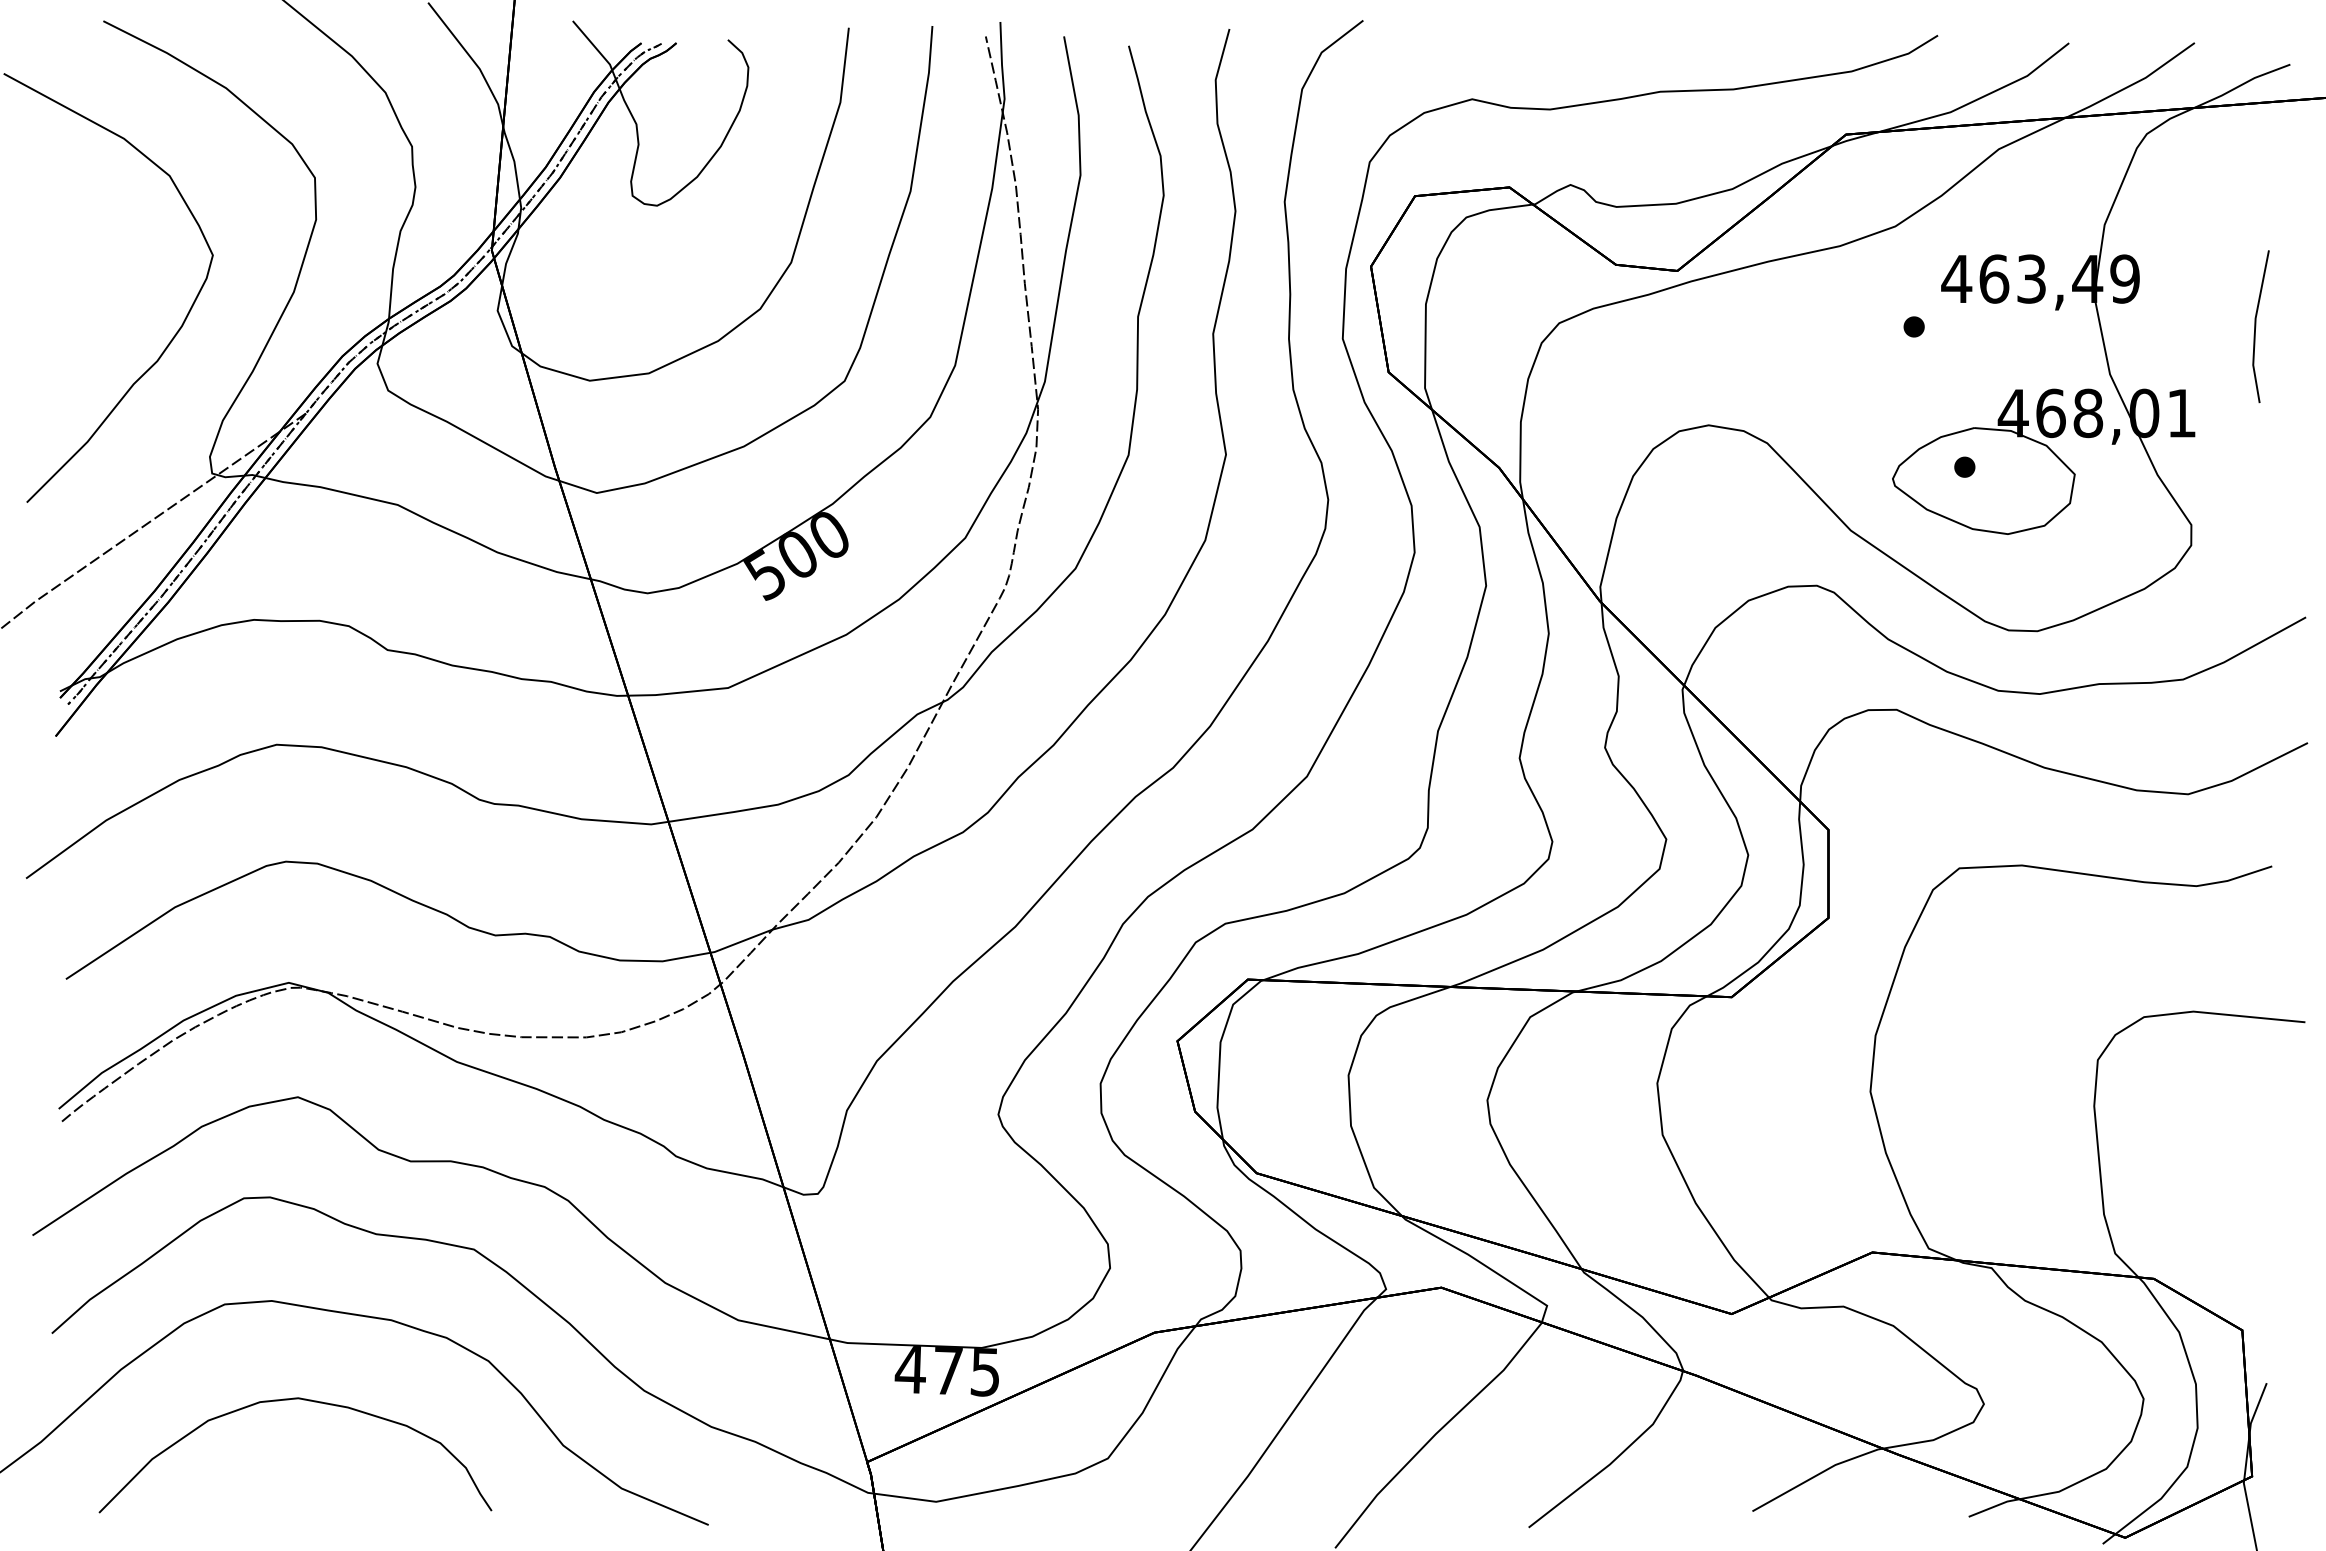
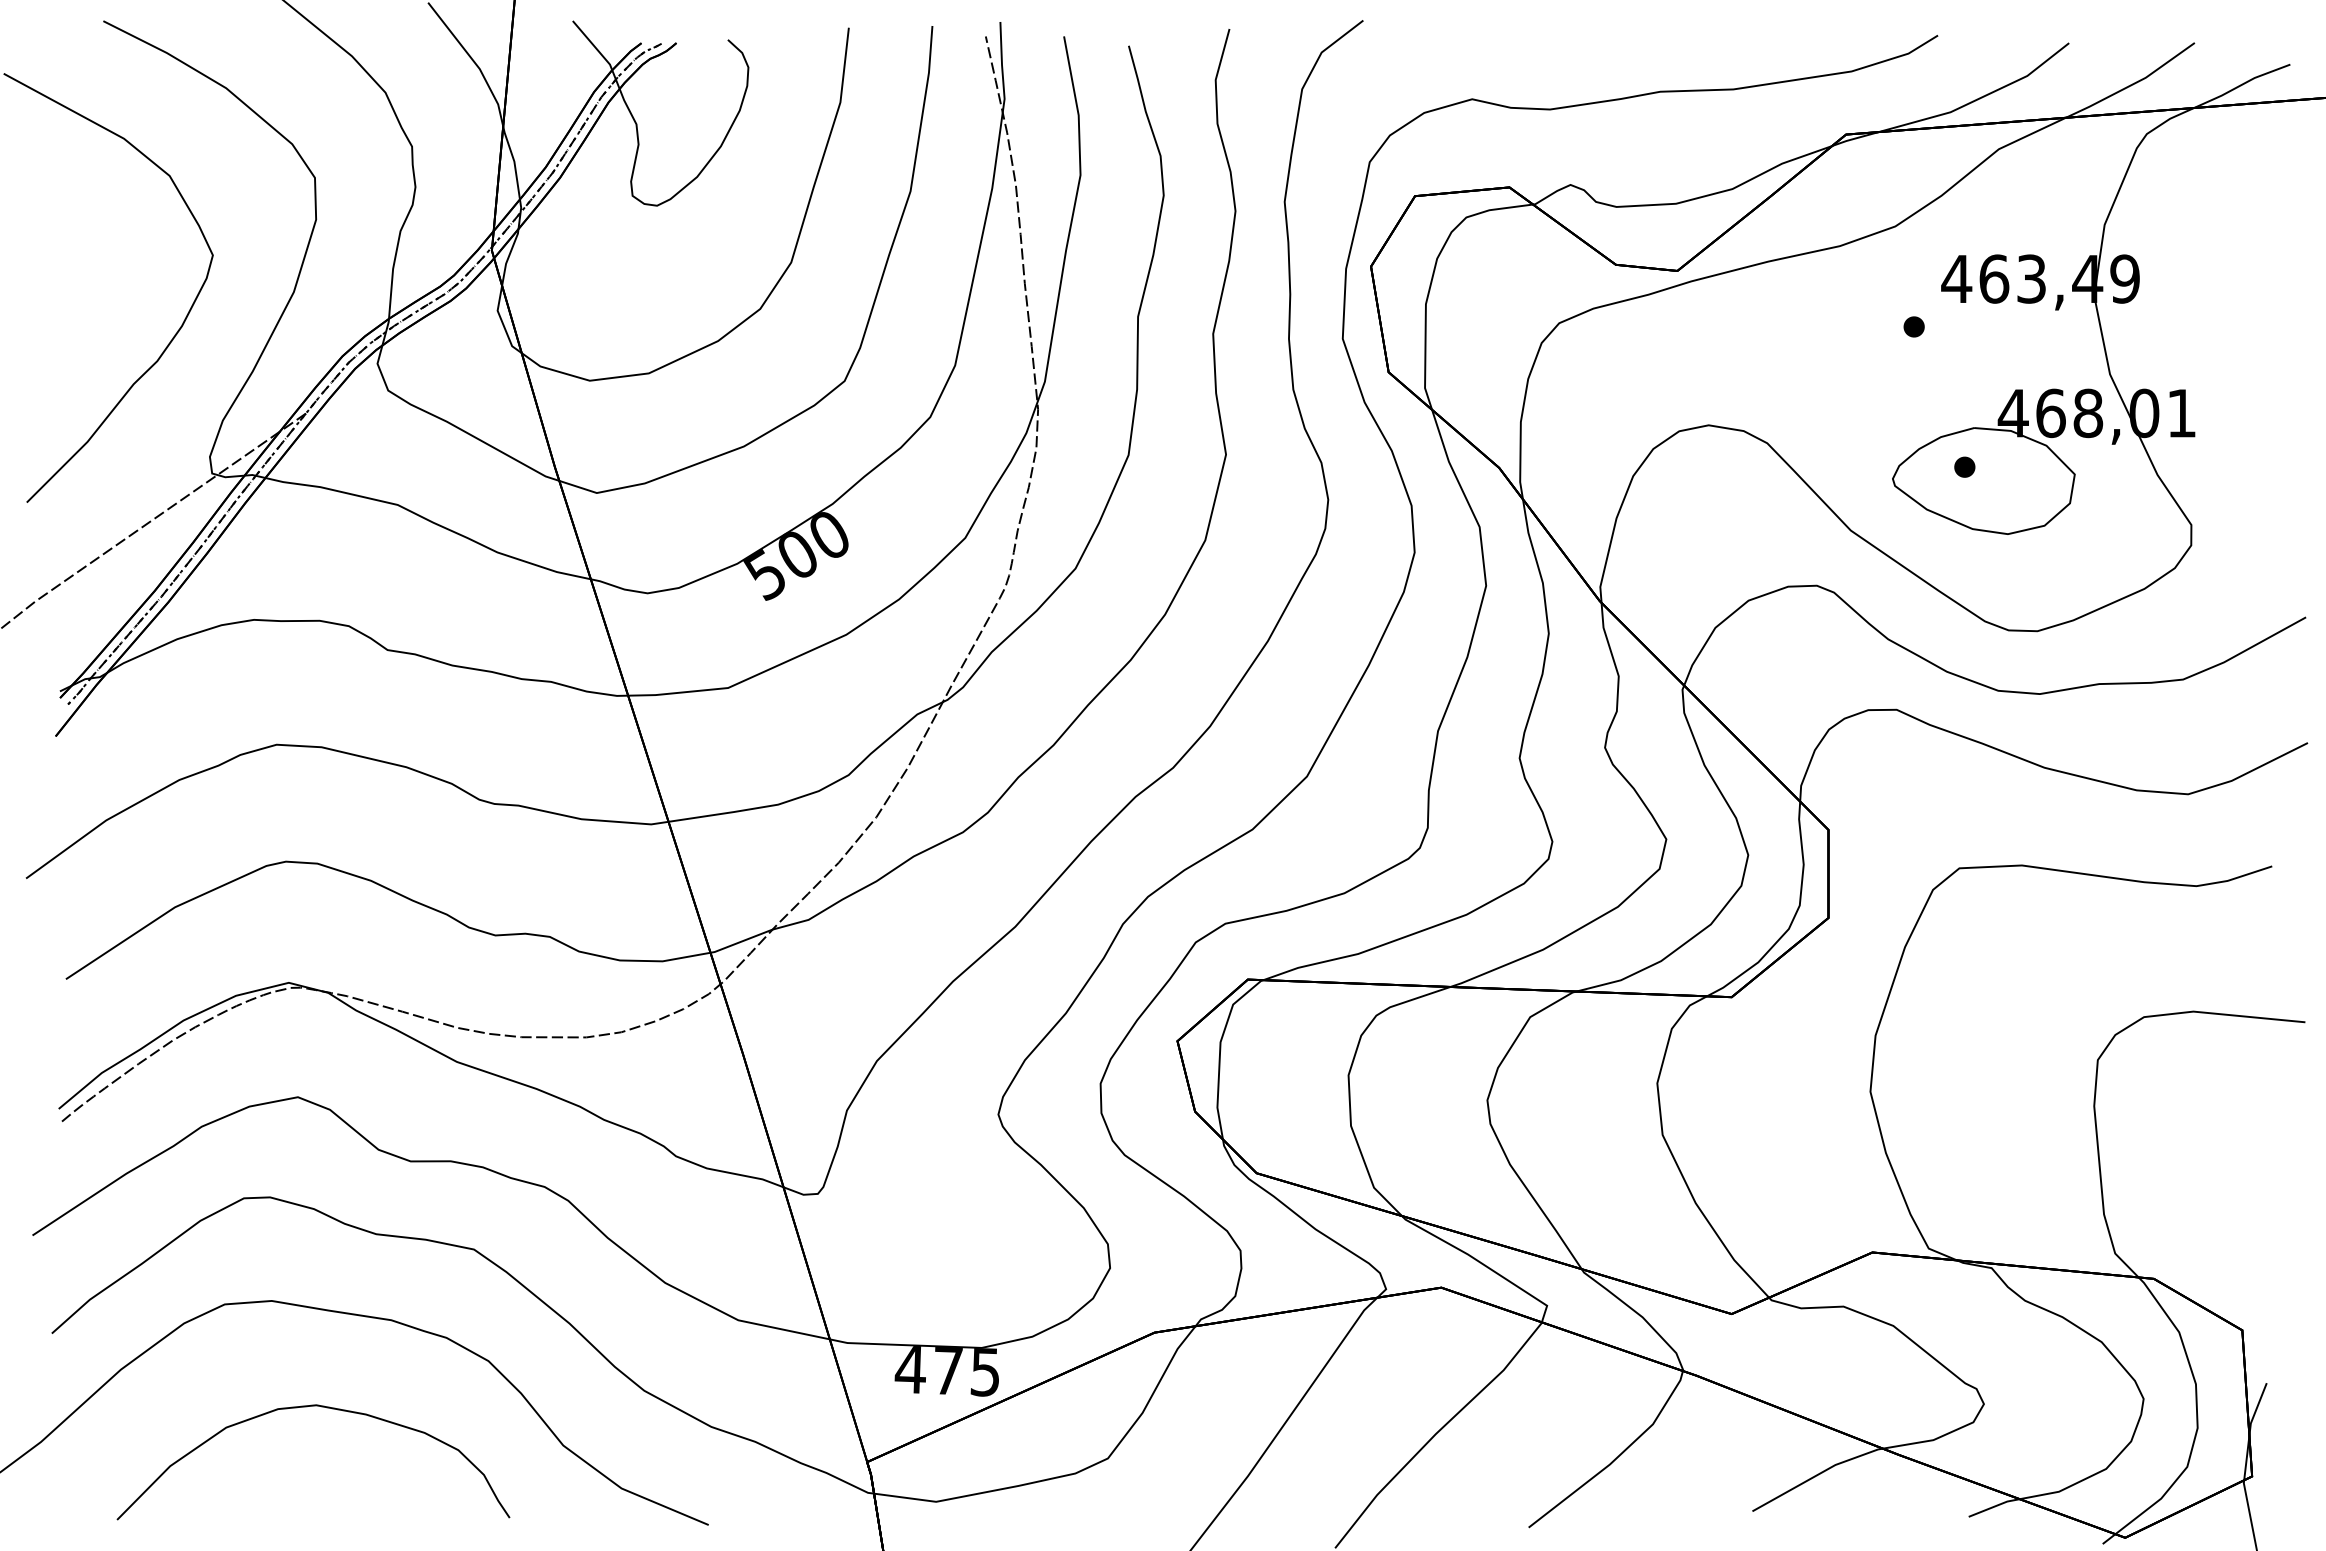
line: present -> none (2256, 326)
curve position: (289, 1400) -> (307, 1407) (307, 1407)
